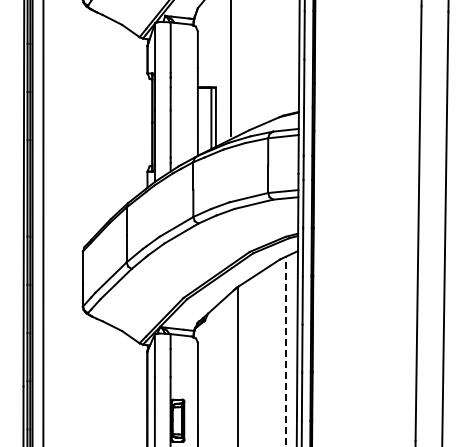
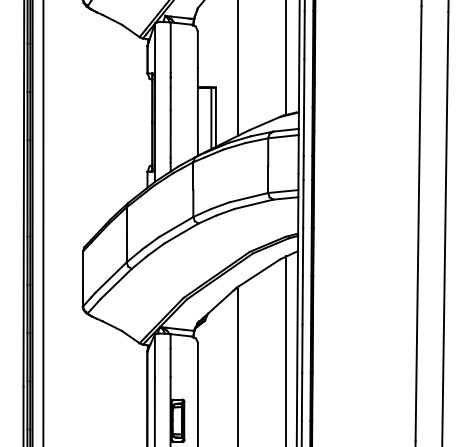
line: none -> present (286, 58)
line position: (231, 68) -> (238, 68) (238, 68)
line: dashed -> solid (286, 351)
